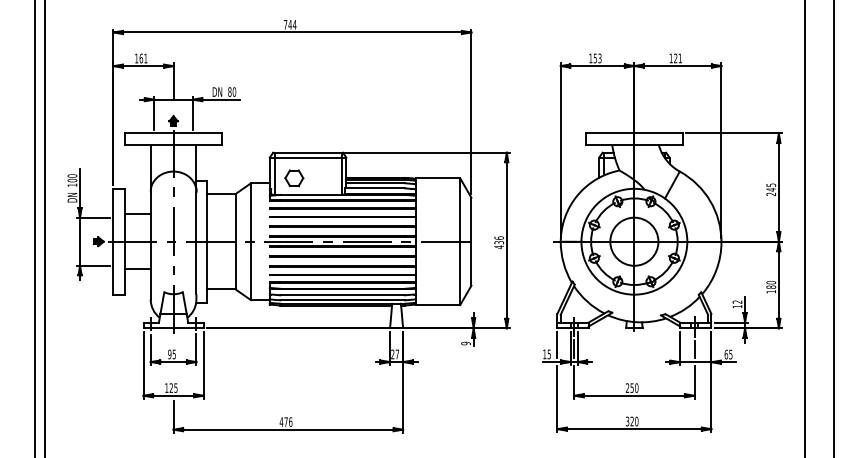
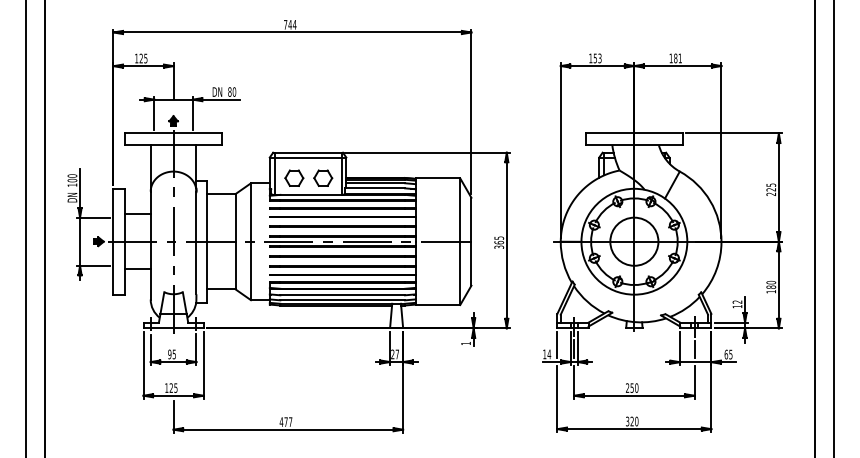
text: 161 -> 125 (143, 58)
text: 121 -> 181 (675, 58)
part: none -> present (323, 177)
text: 245 -> 225 (770, 189)
line position: (34, 228) -> (25, 228) (25, 228)
line position: (804, 228) -> (814, 228) (814, 228)
text: 436 -> 365 (499, 242)
text: 9 -> 1 (465, 343)
text: 15 -> 14 (549, 354)
text: 476 -> 477 (290, 421)
